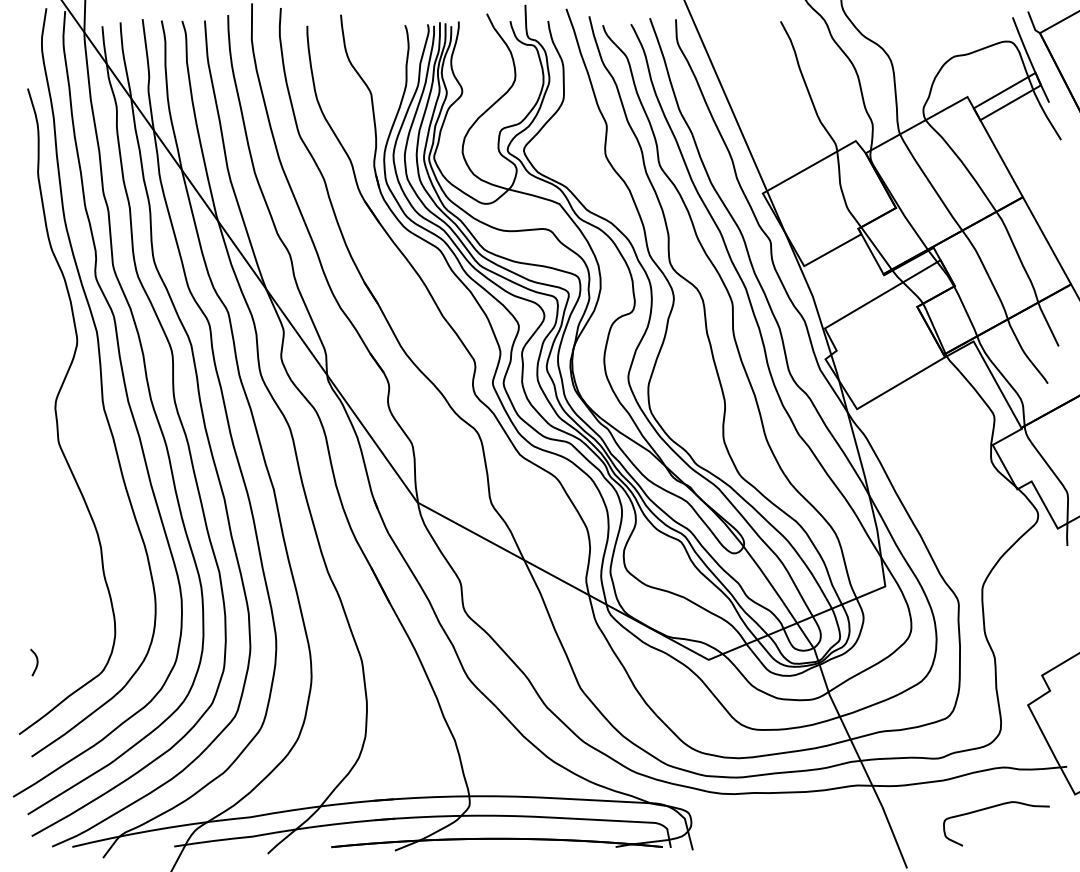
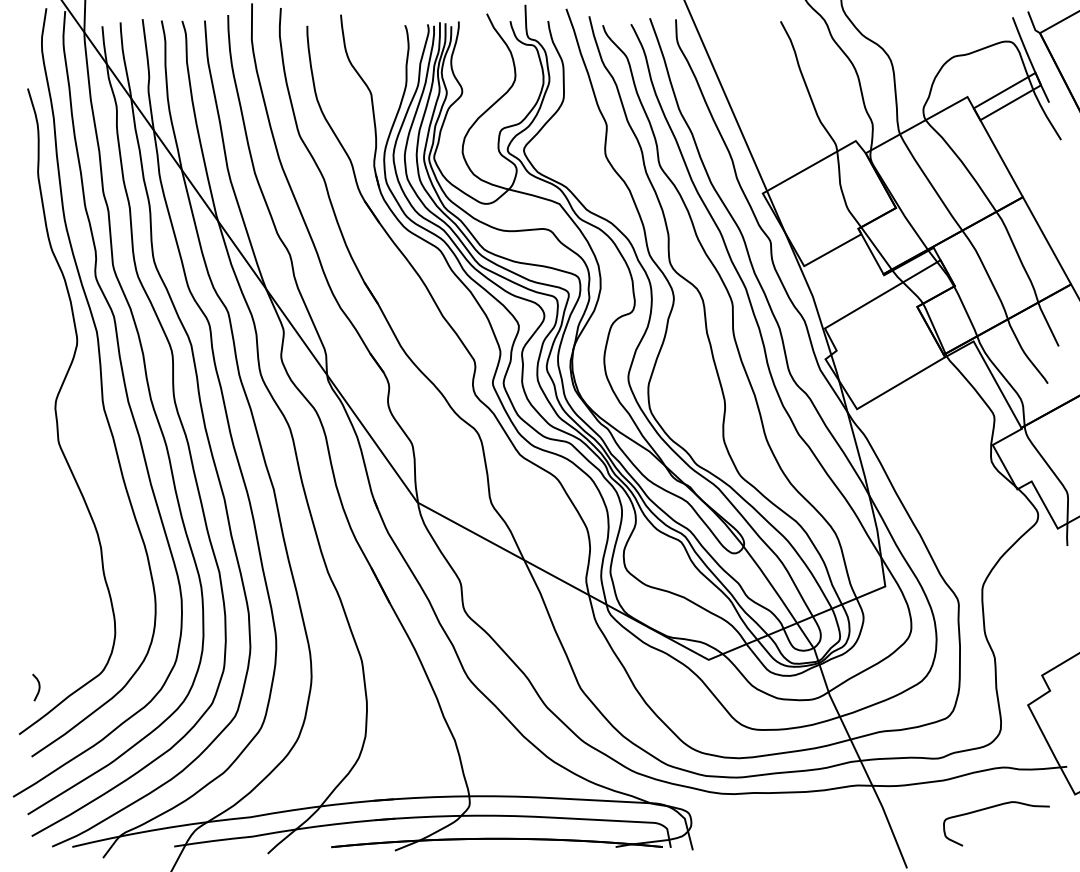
curve position: (36, 662) -> (38, 687) (38, 687)
